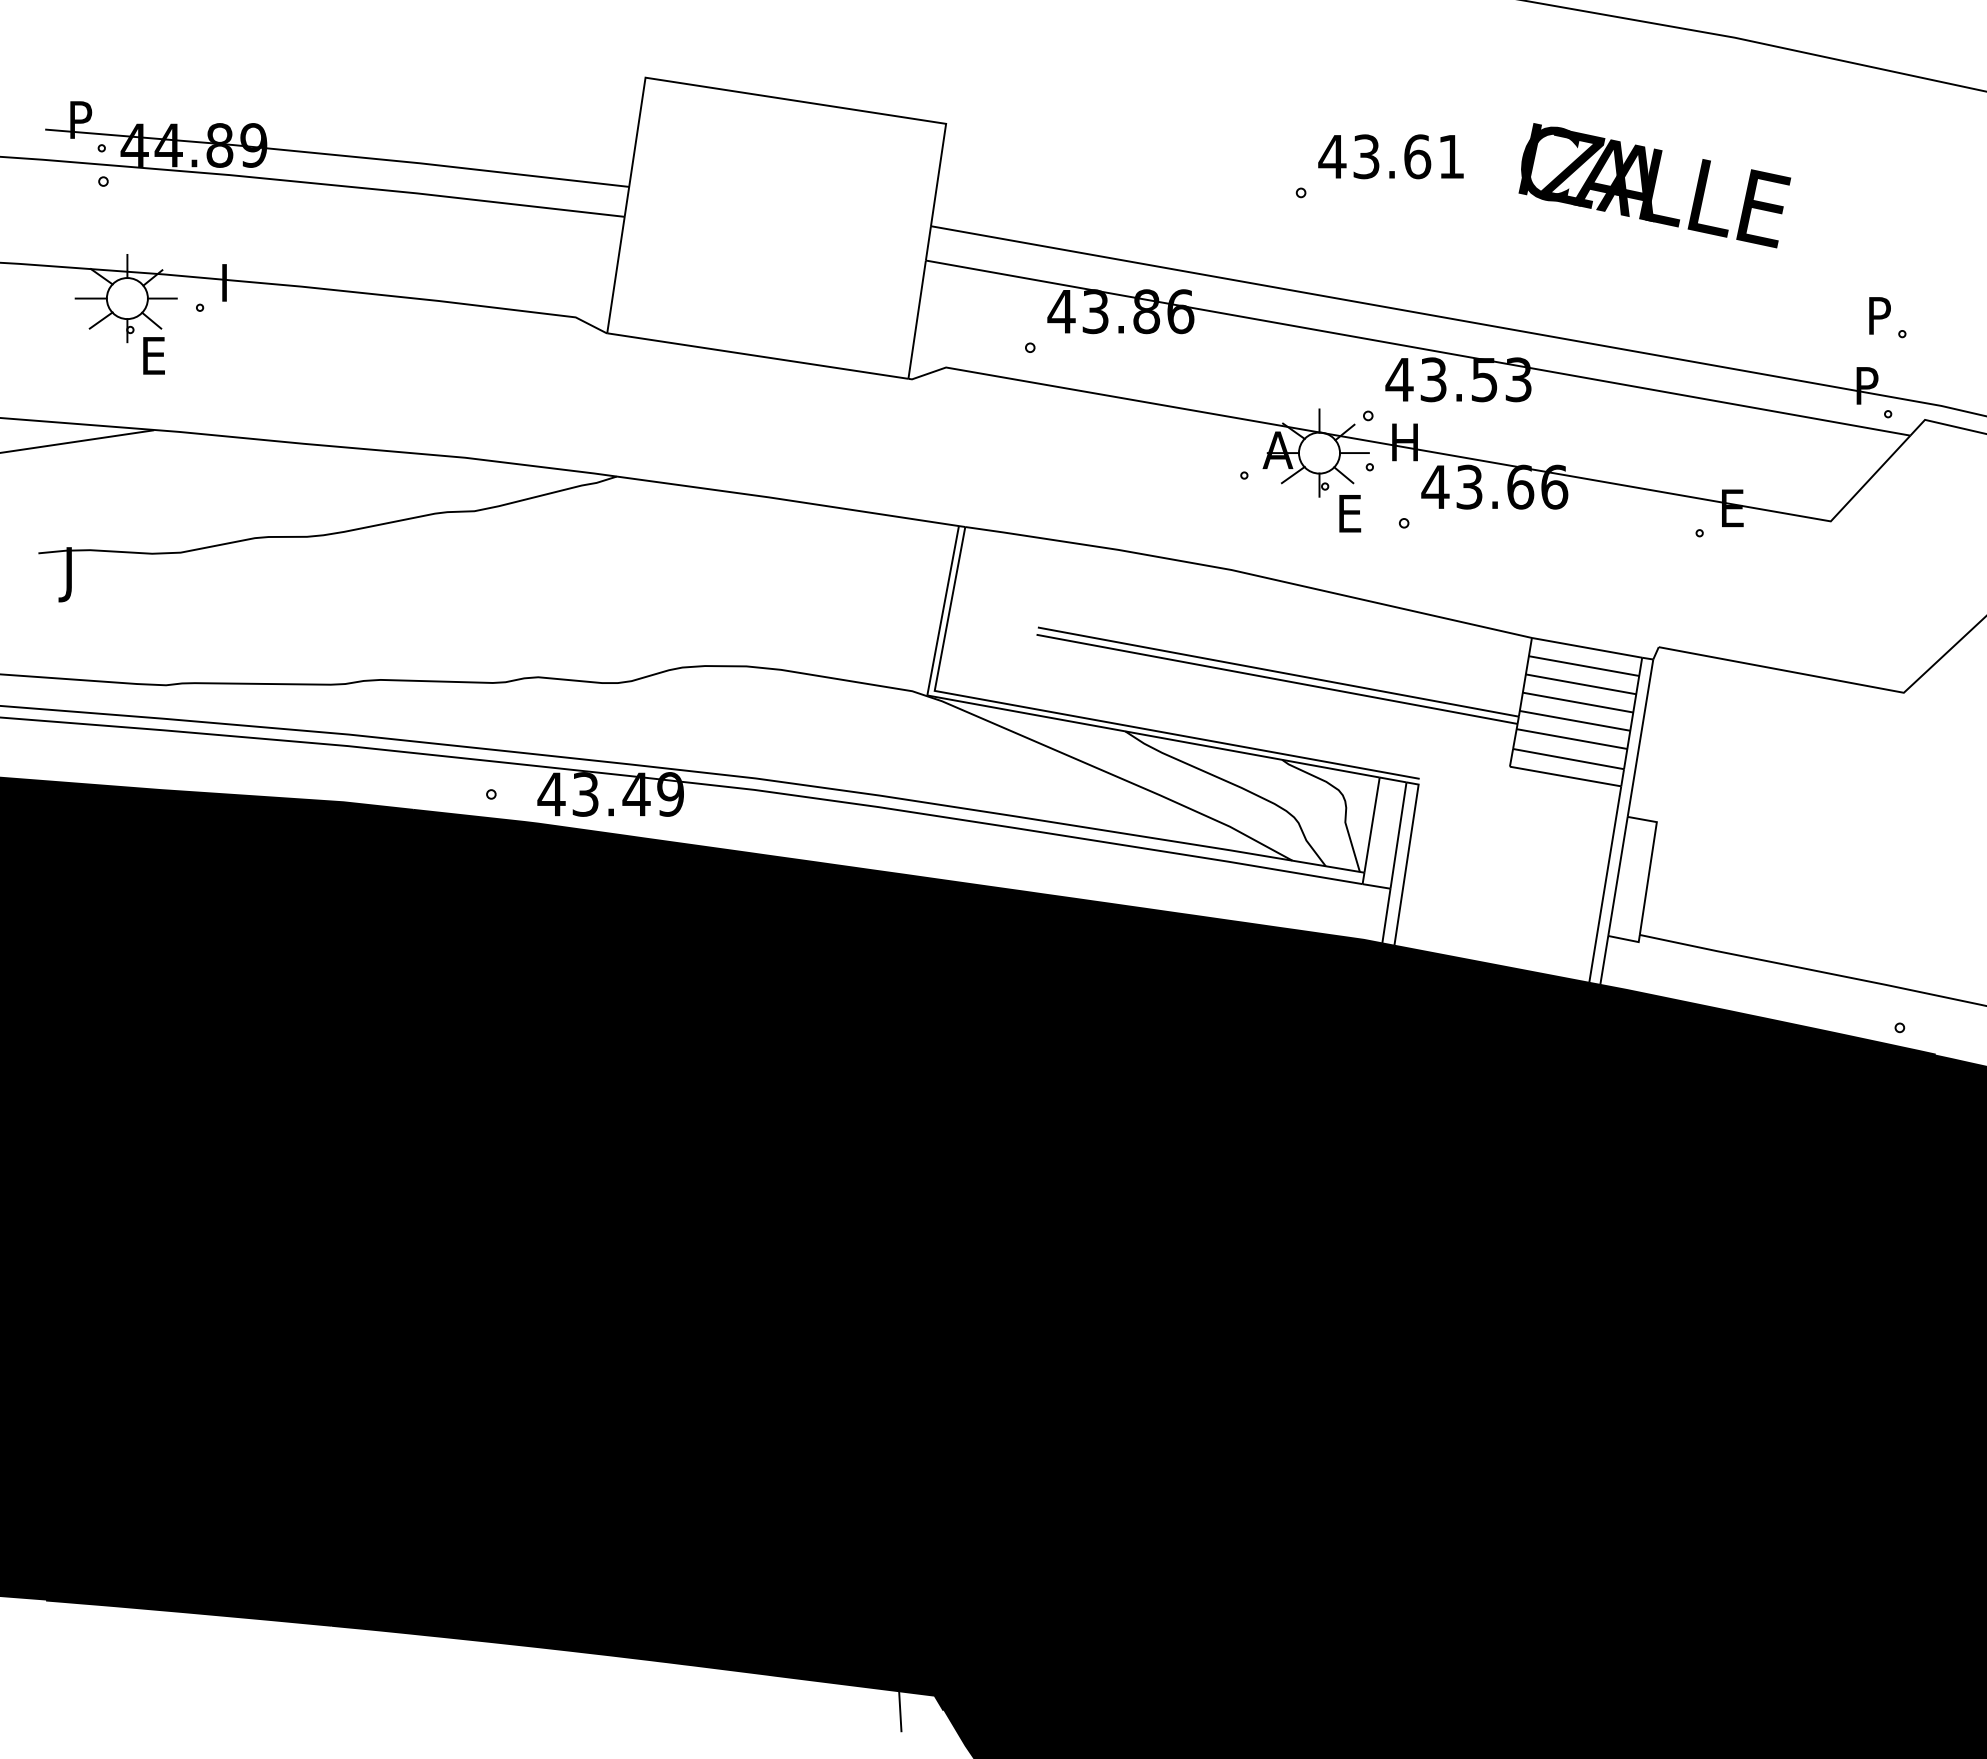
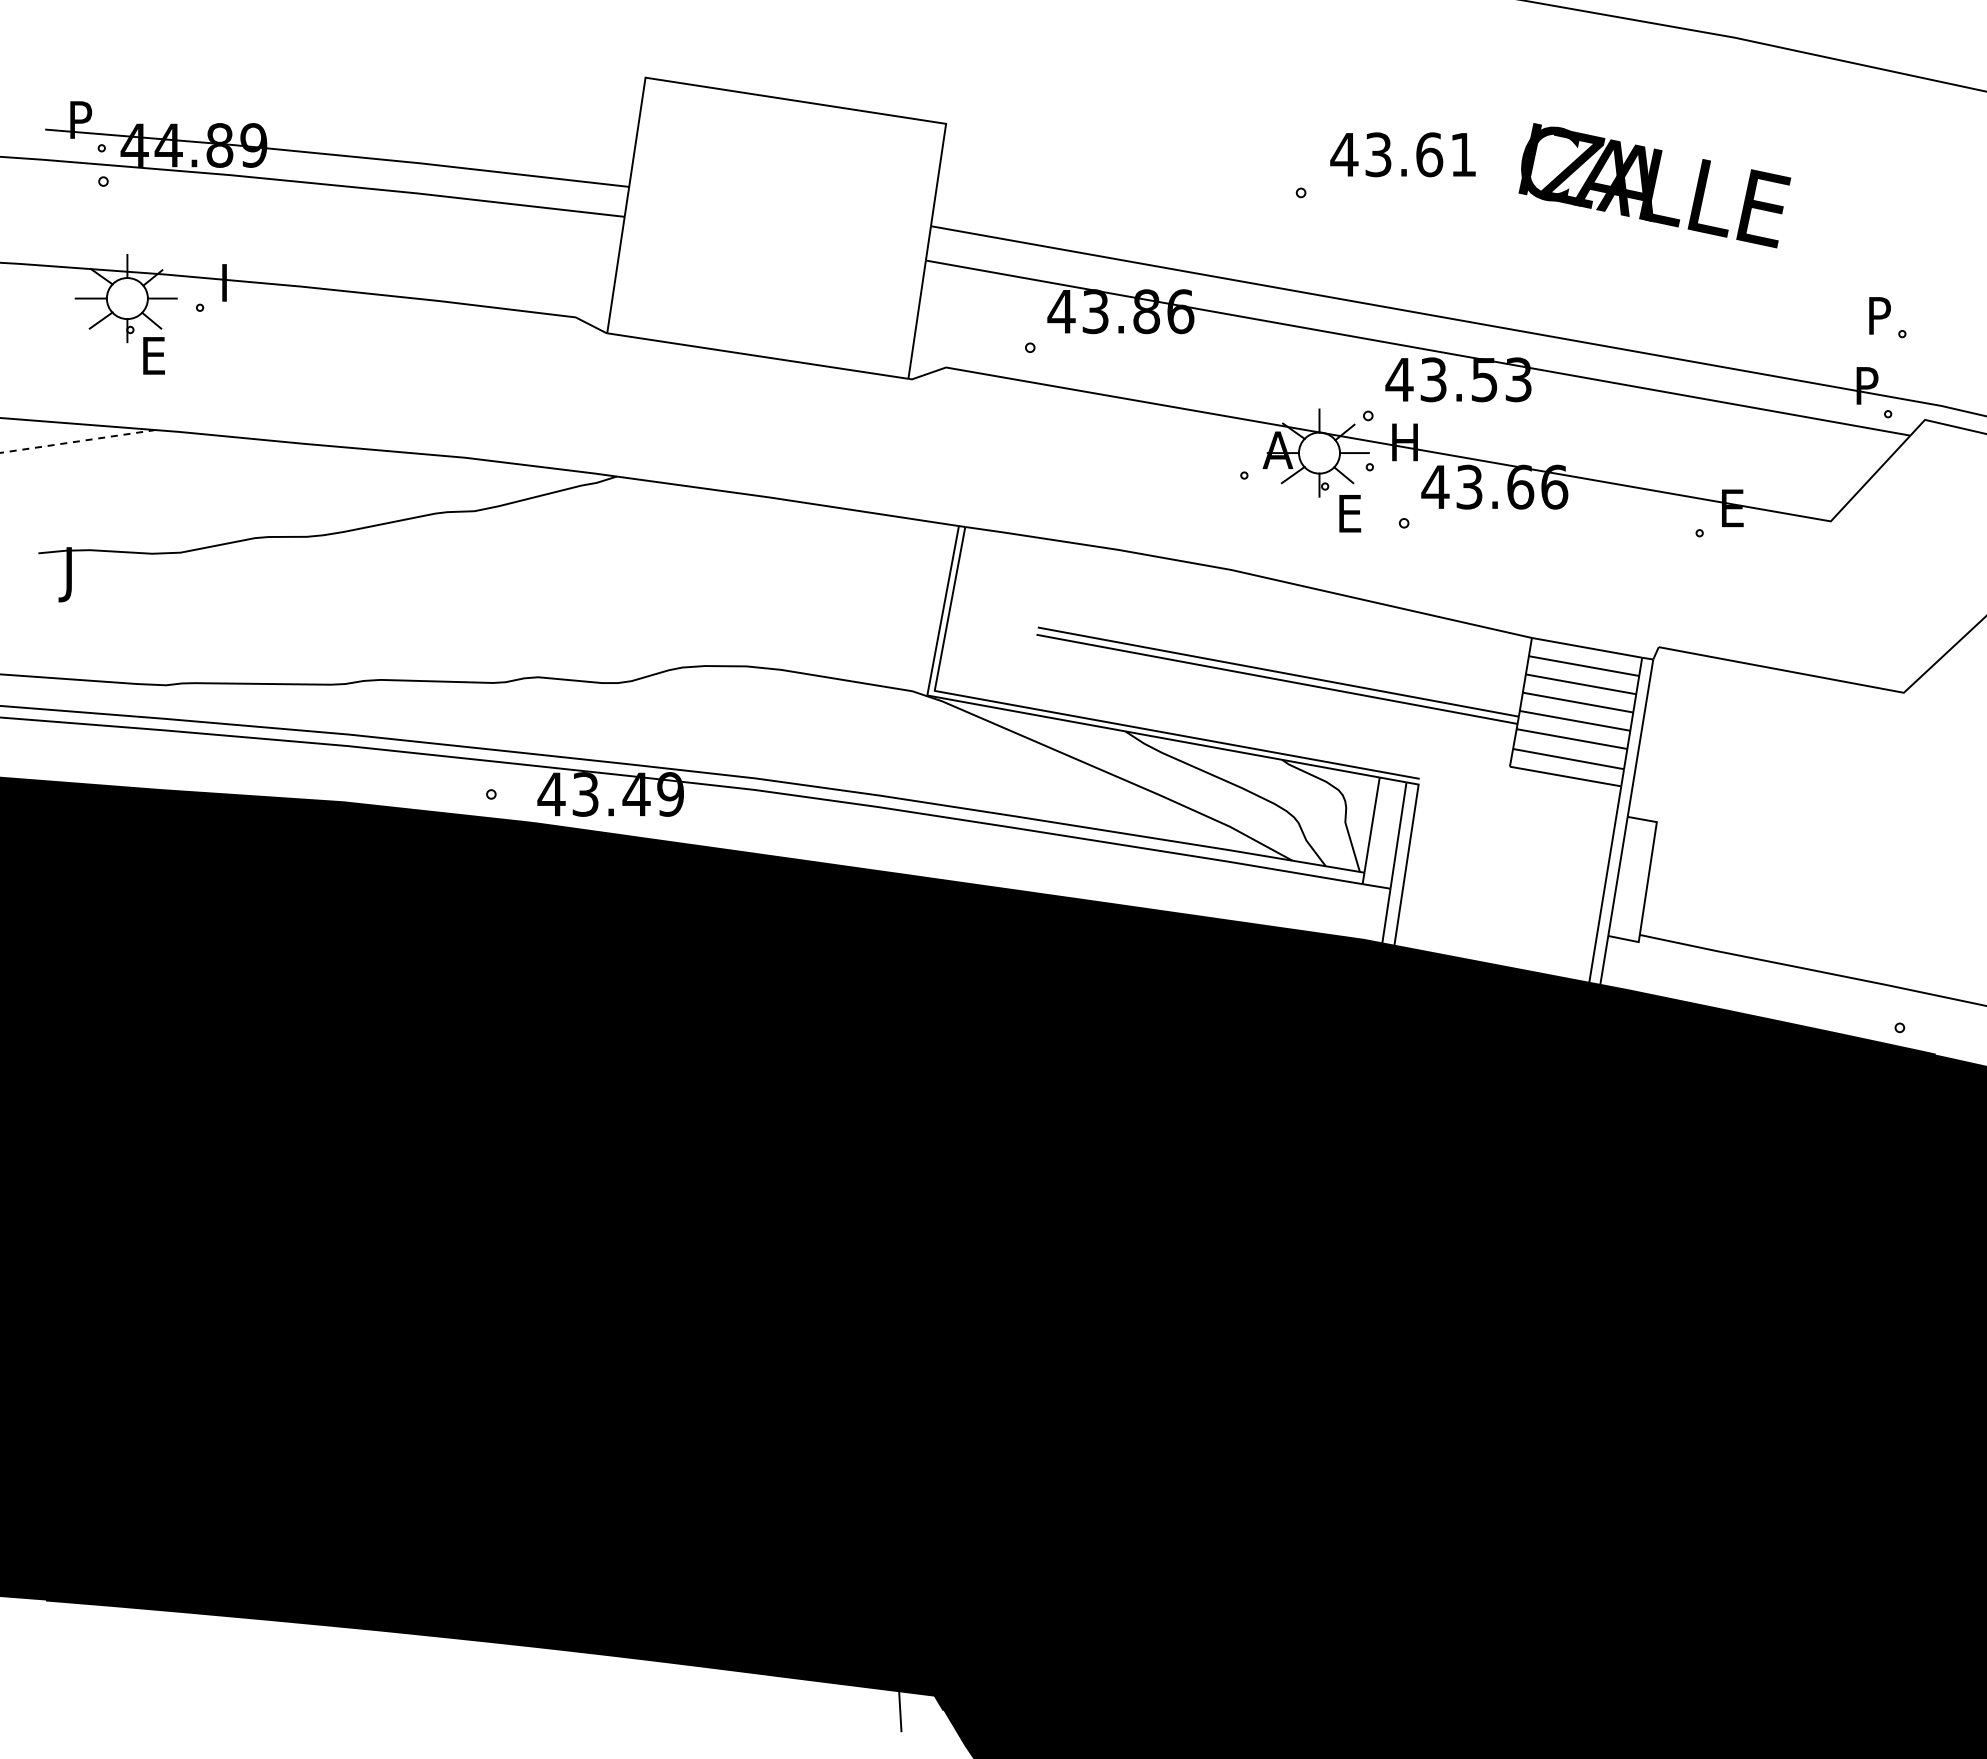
text position: (1390, 156) -> (1402, 154) (1402, 154)
line: solid -> dashed (77, 441)
